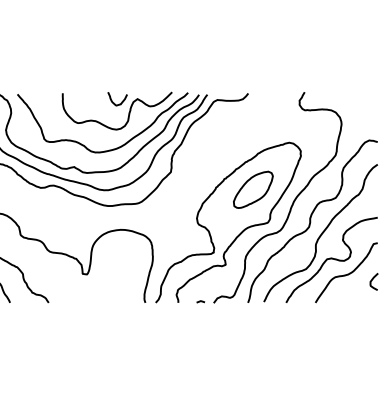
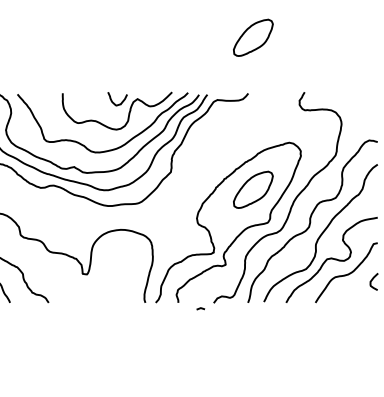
part: none -> present (253, 37)
line position: (200, 301) -> (200, 308) (200, 308)
